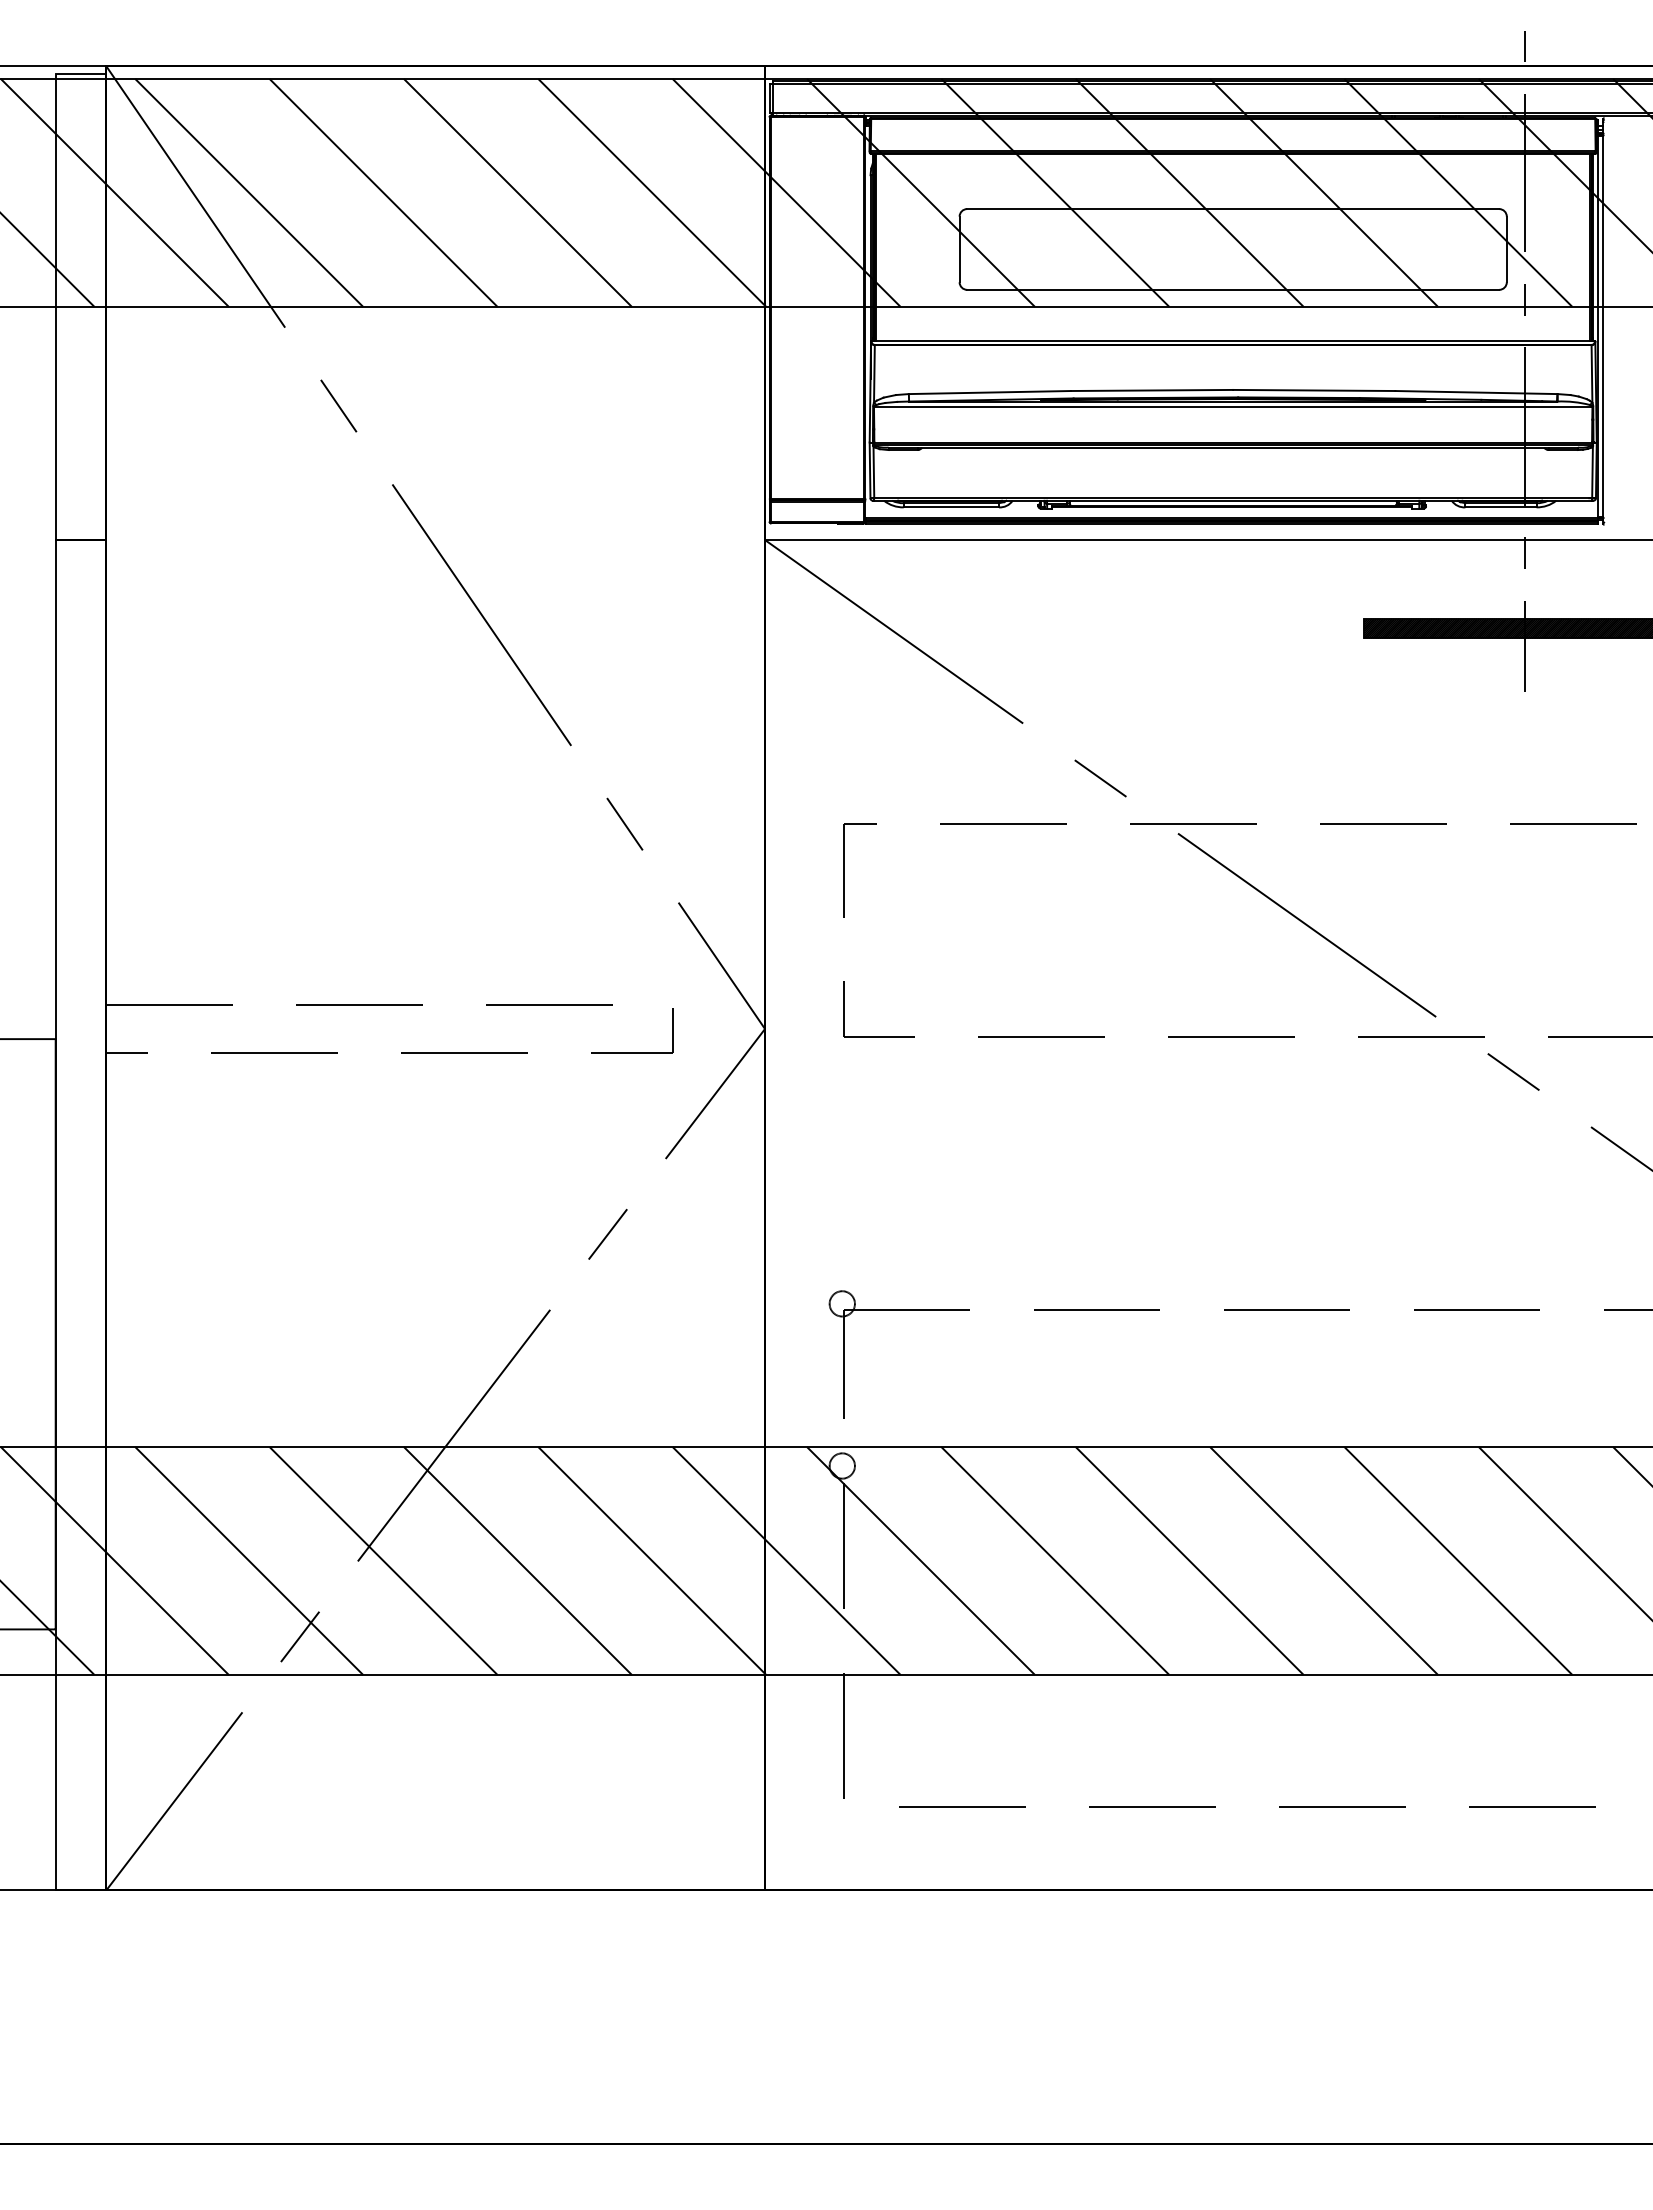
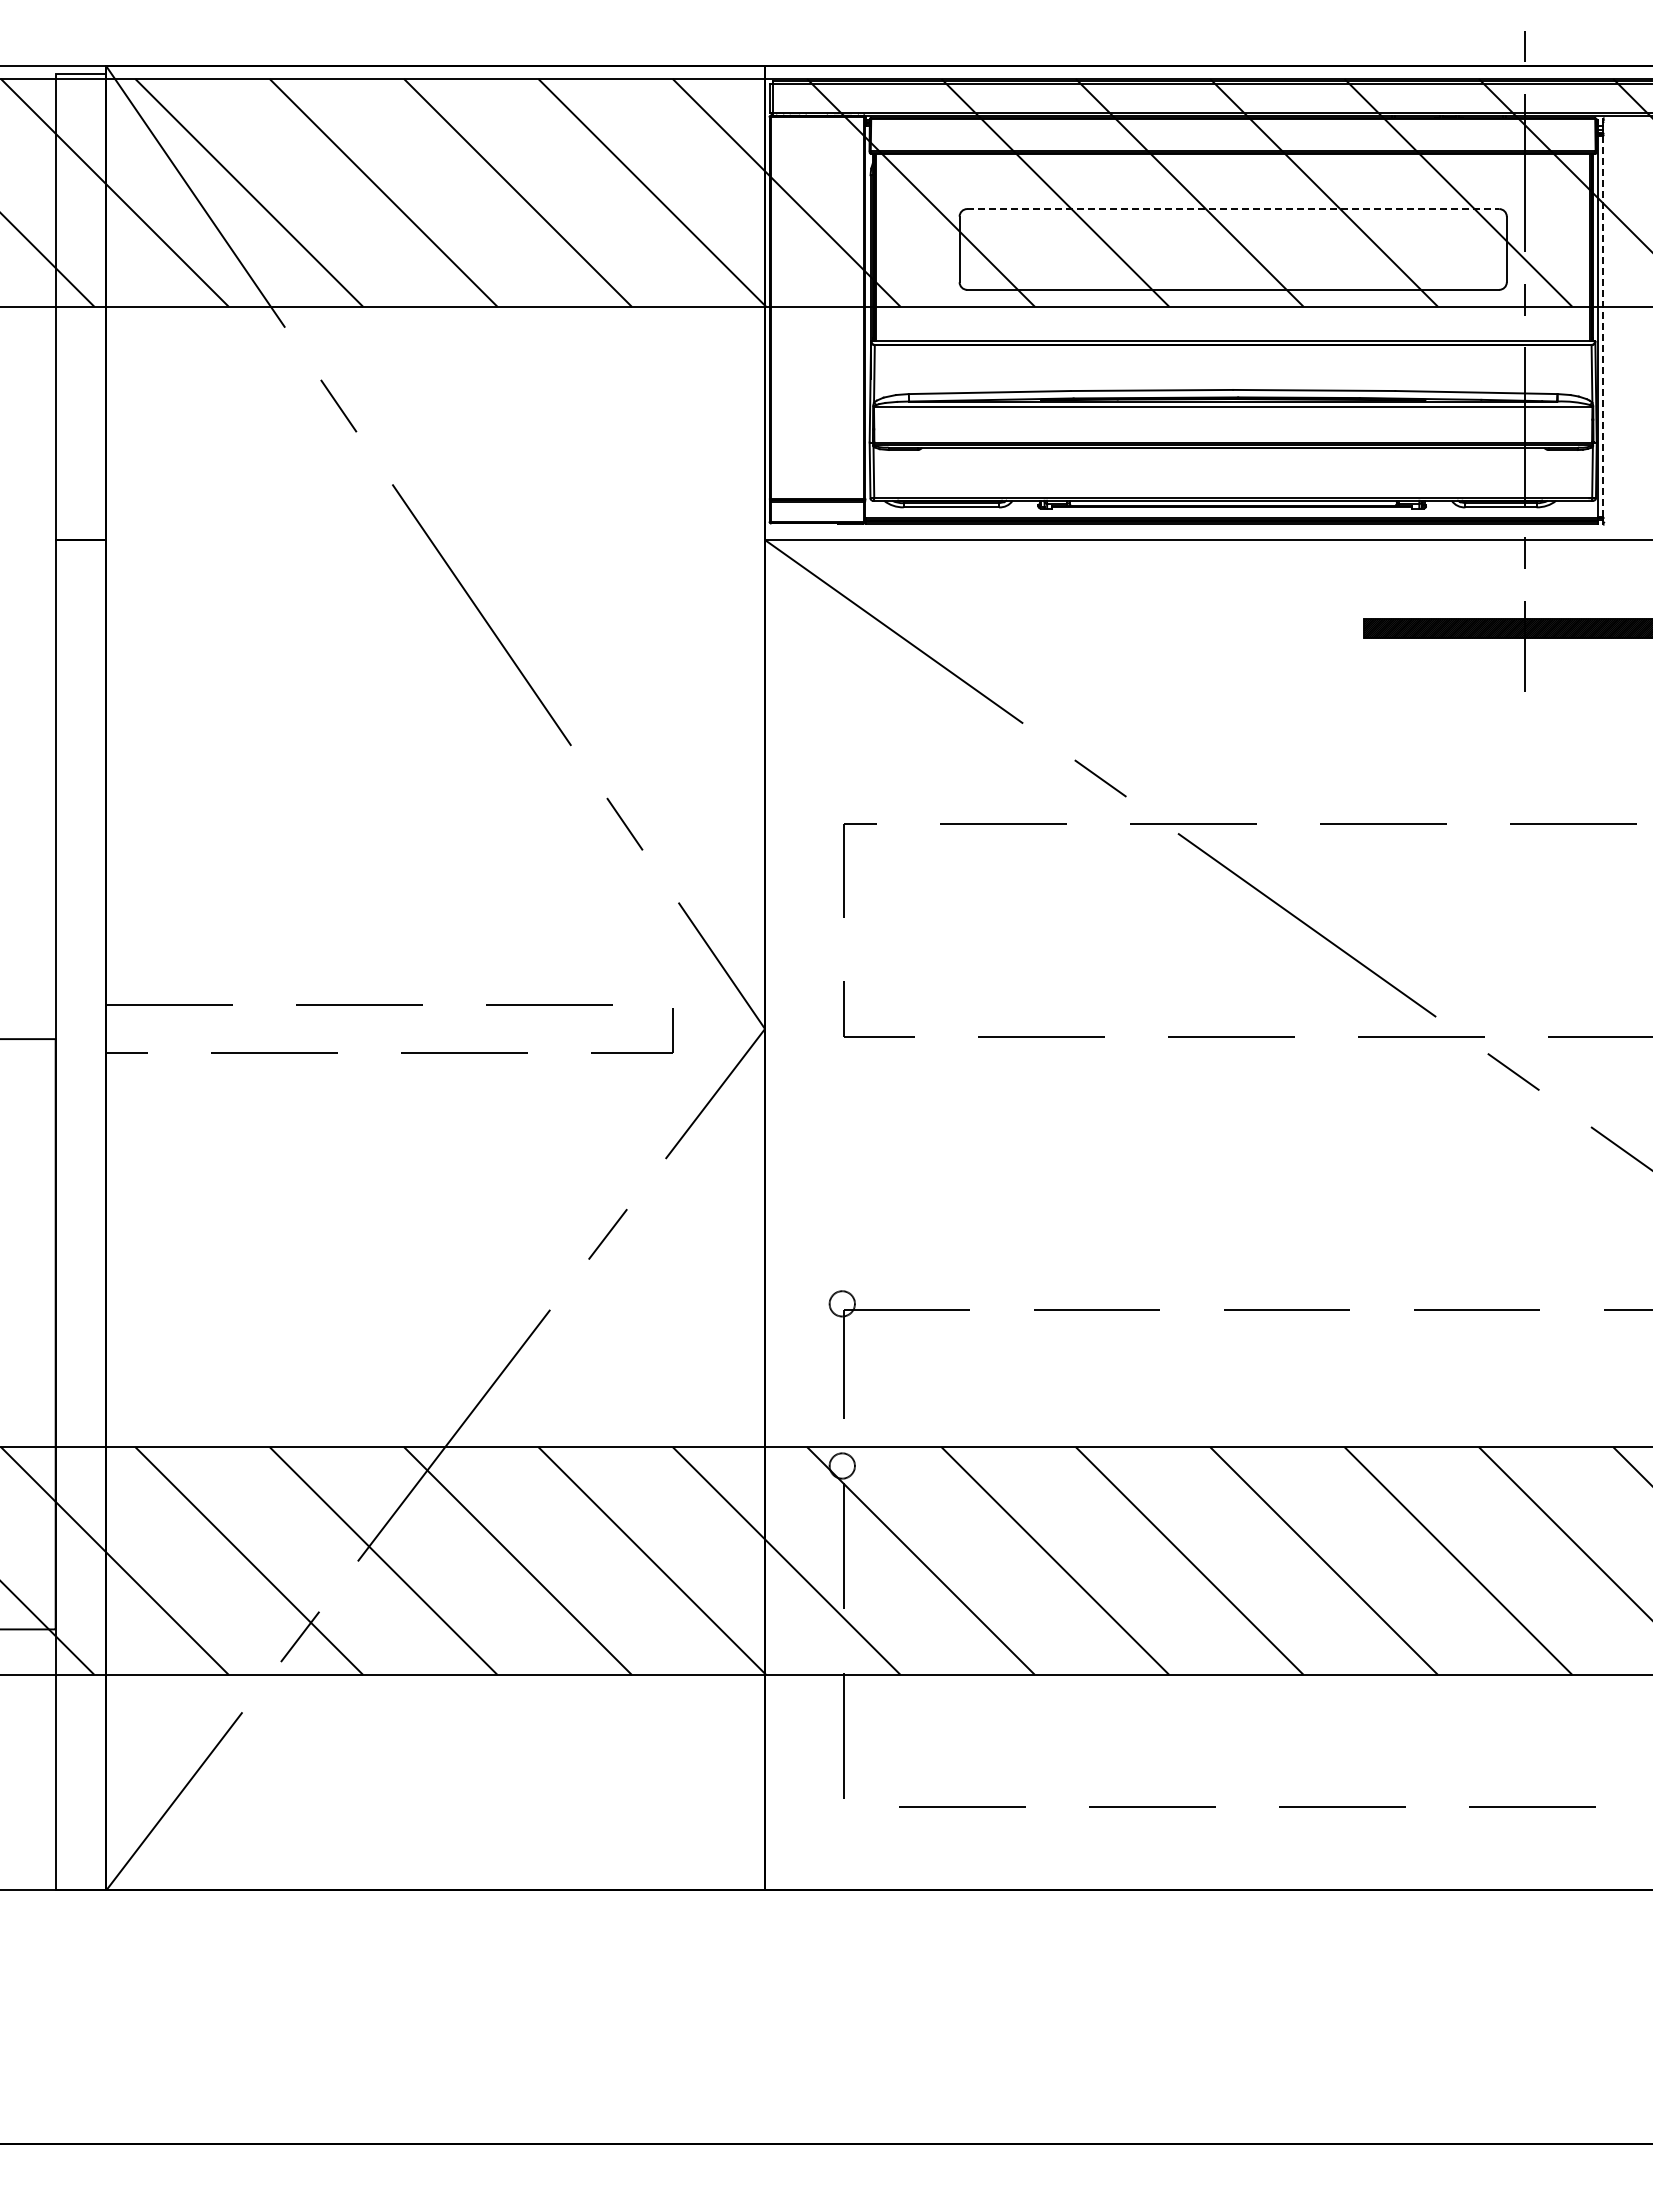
line: solid -> dashed (1233, 209)
line: solid -> dashed (1603, 327)
